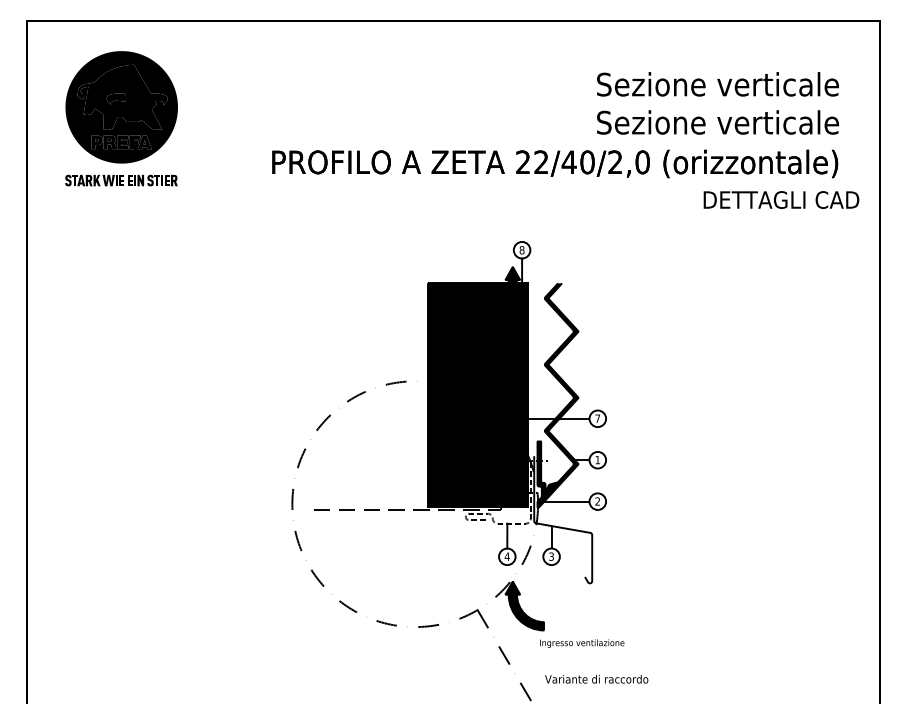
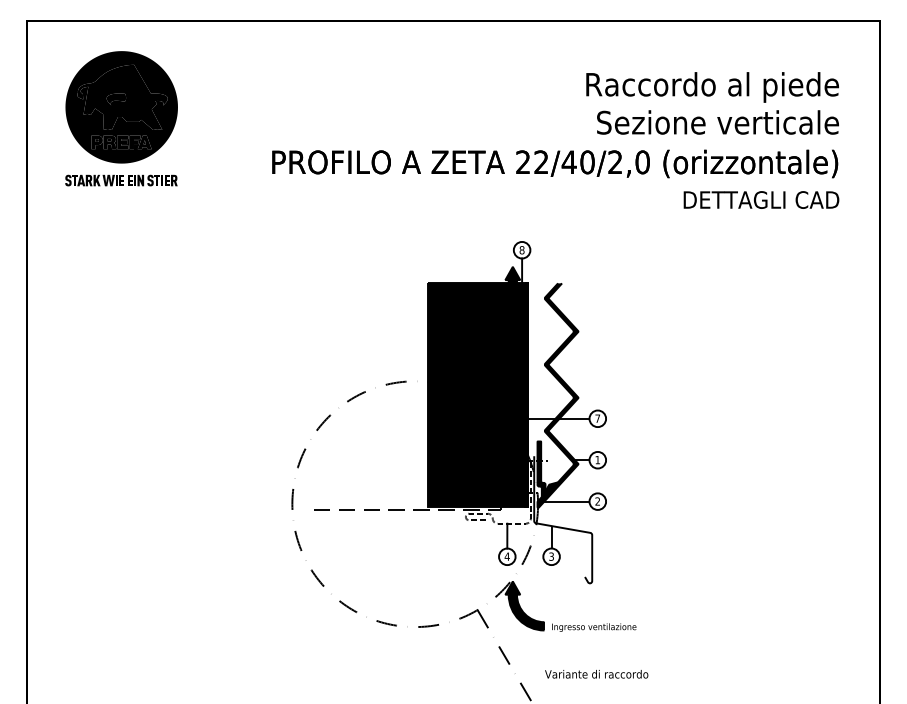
text: Sezione verticale -> Raccordo al piede (701, 87)
text position: (781, 199) -> (761, 199) (761, 199)
text position: (582, 643) -> (594, 627) (594, 627)
text position: (596, 679) -> (596, 674) (596, 674)
